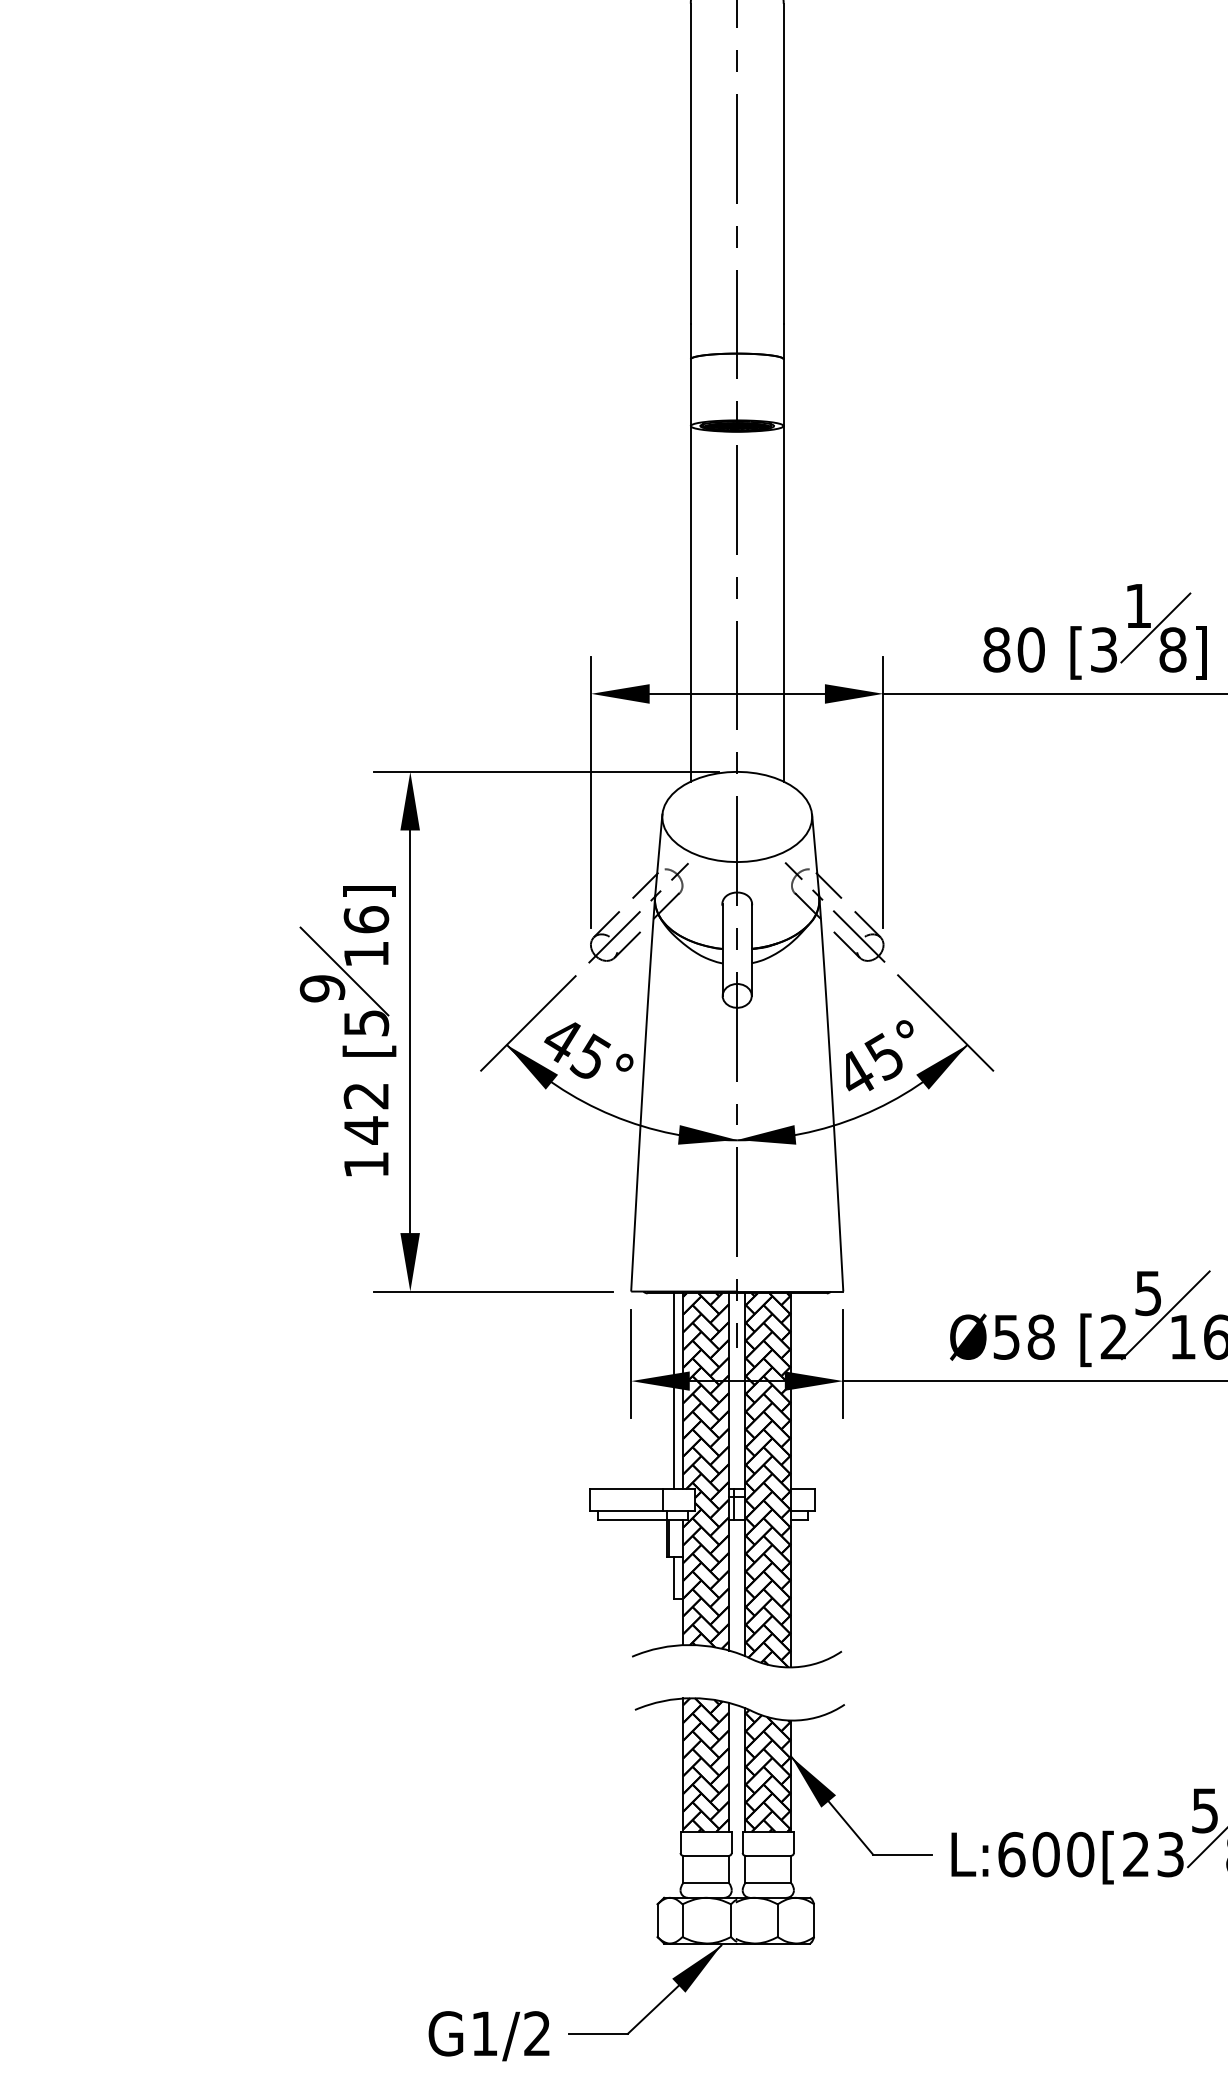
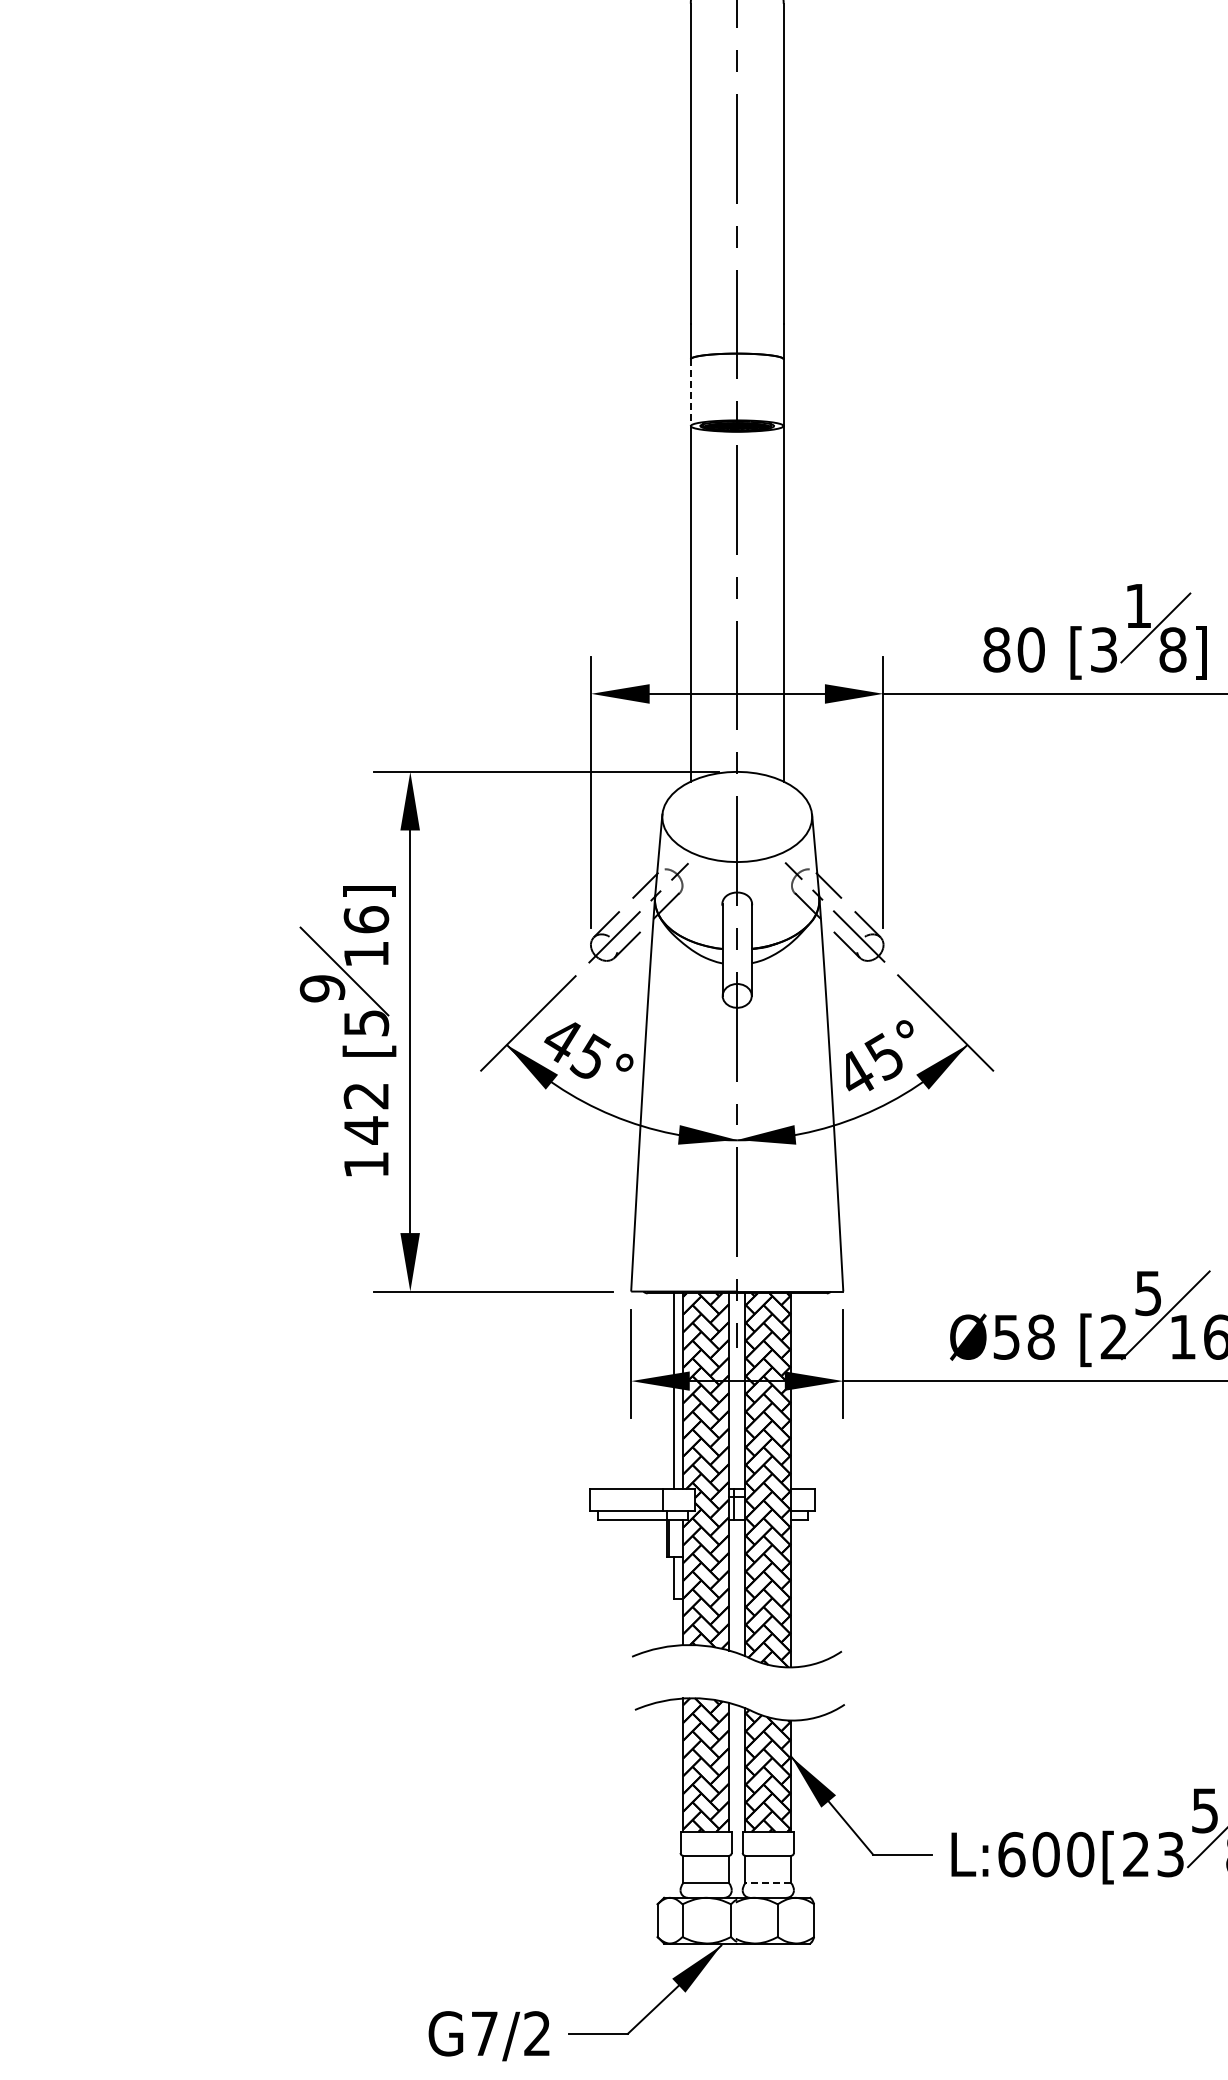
line: solid -> dashed (690, 393)
line: solid -> dashed (768, 1883)
text: G1/2 -> G7/2 (484, 2033)
